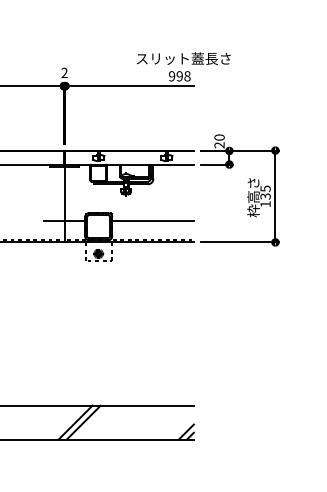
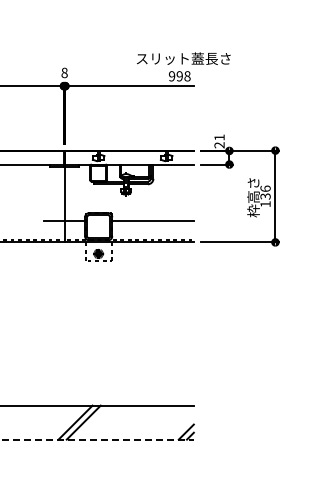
text: 2 -> 8 (64, 72)
text: 20 -> 21 (219, 137)
text: 135 -> 136 (265, 188)
line: solid -> dashed (97, 439)
